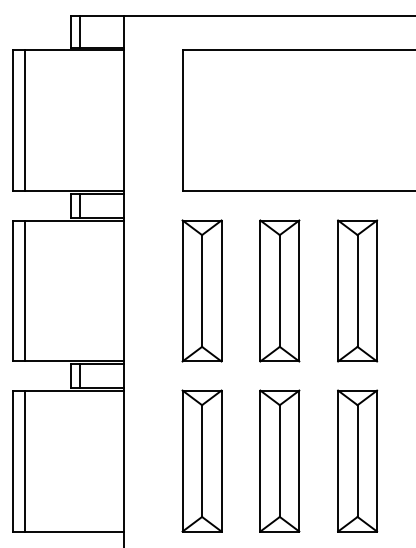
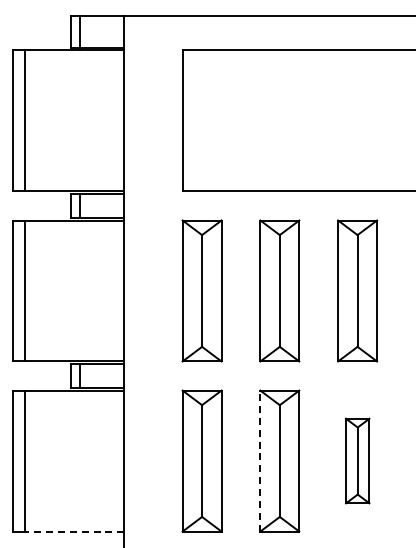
line: solid -> dashed (260, 460)
part size: 42x144 px -> 26x88 px (357, 460)
line: solid -> dashed (74, 531)
